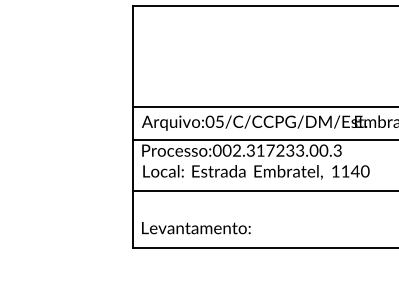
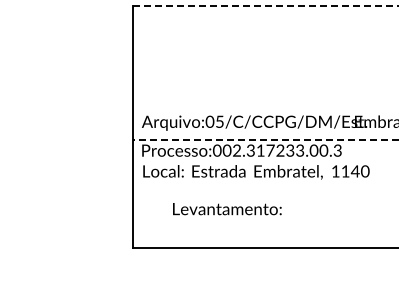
line: solid -> dashed (266, 6)
line: present -> none (264, 106)
line: solid -> dashed (266, 139)
line: present -> none (264, 190)
text position: (196, 228) -> (227, 209) (227, 209)
